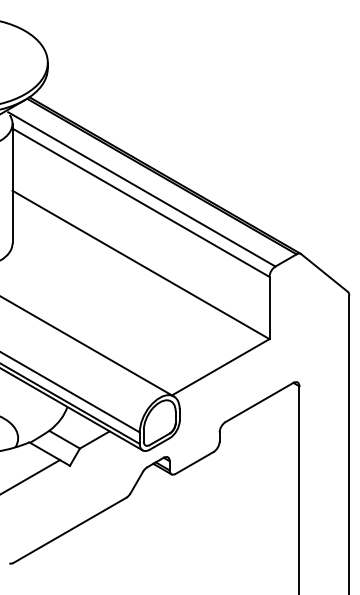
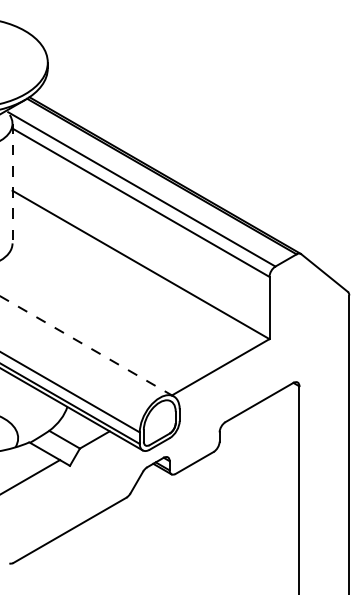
line: solid -> dashed (12, 183)
line: solid -> dashed (87, 346)
